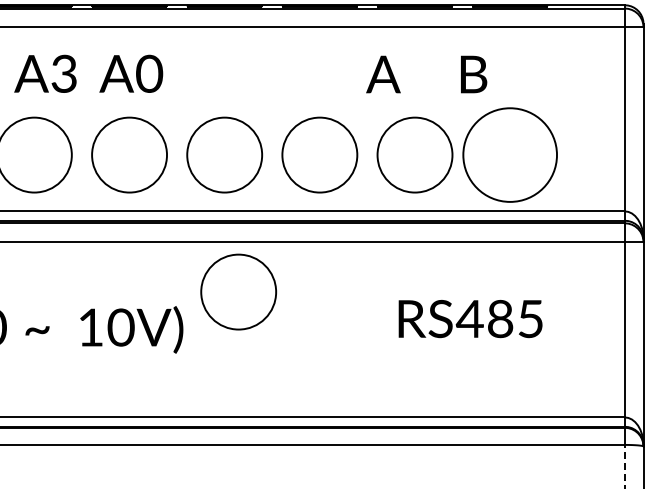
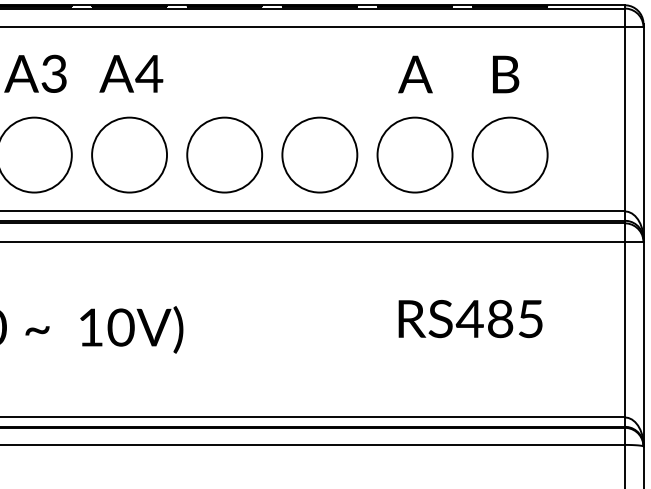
text position: (45, 73) -> (35, 73) (35, 73)
text: A0 -> A4 (149, 73)
text position: (426, 74) -> (458, 74) (458, 74)
circle diameter: 94 px -> 75 px (509, 154)
circle: present -> none (238, 291)
line: dashed -> solid (624, 466)
